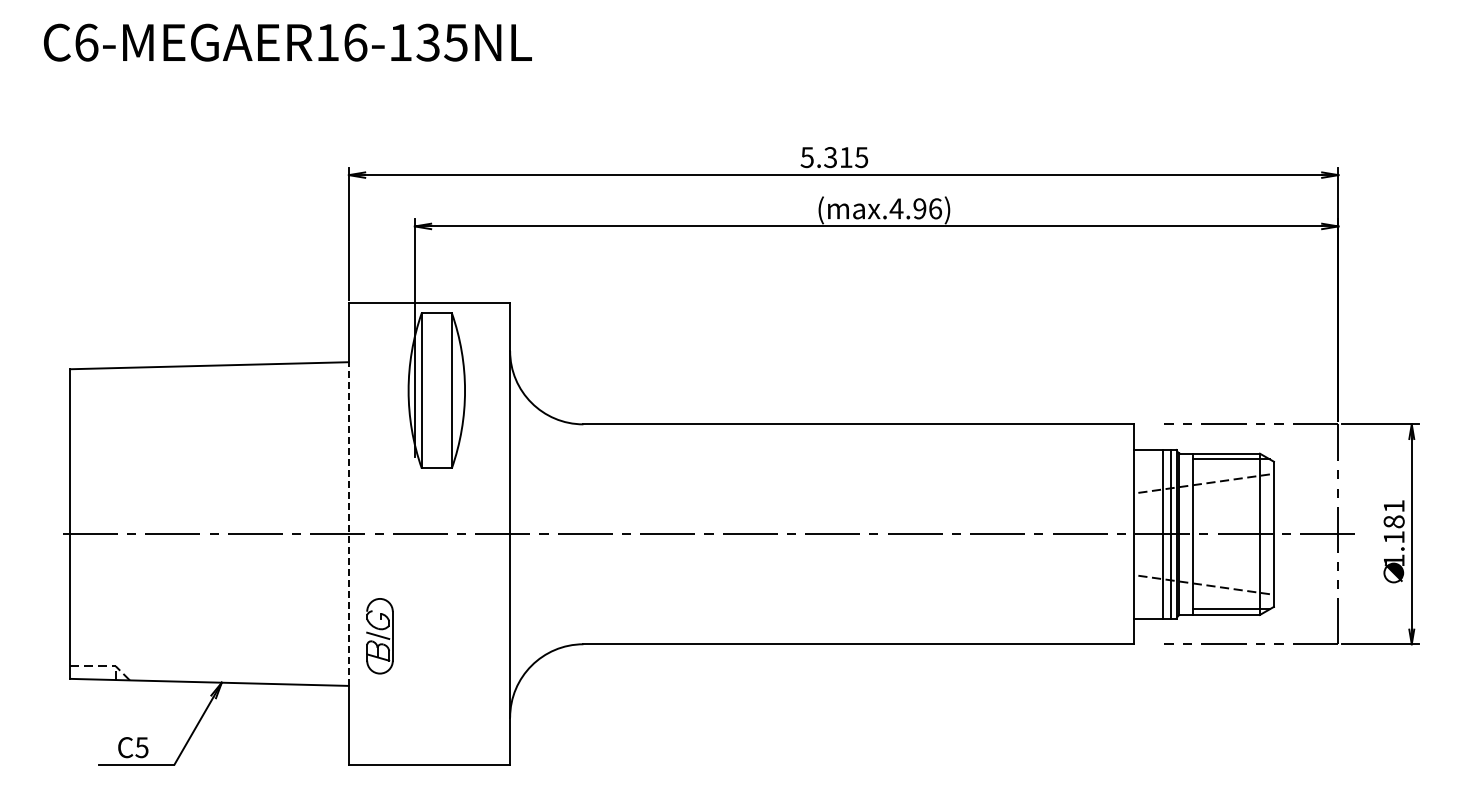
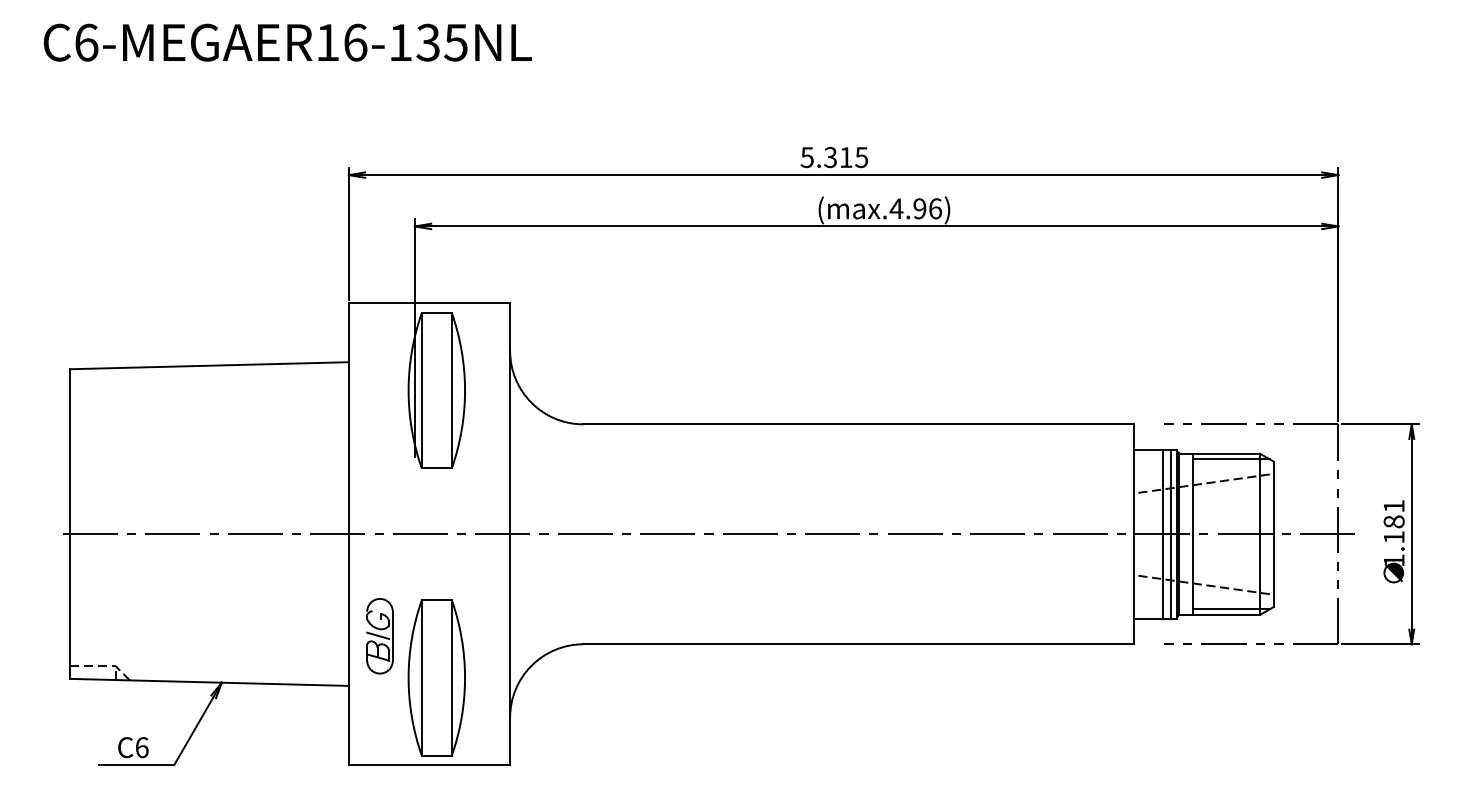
line: dashed -> solid (348, 524)
part: none -> present (436, 677)
text: C5 -> C6 (141, 747)
